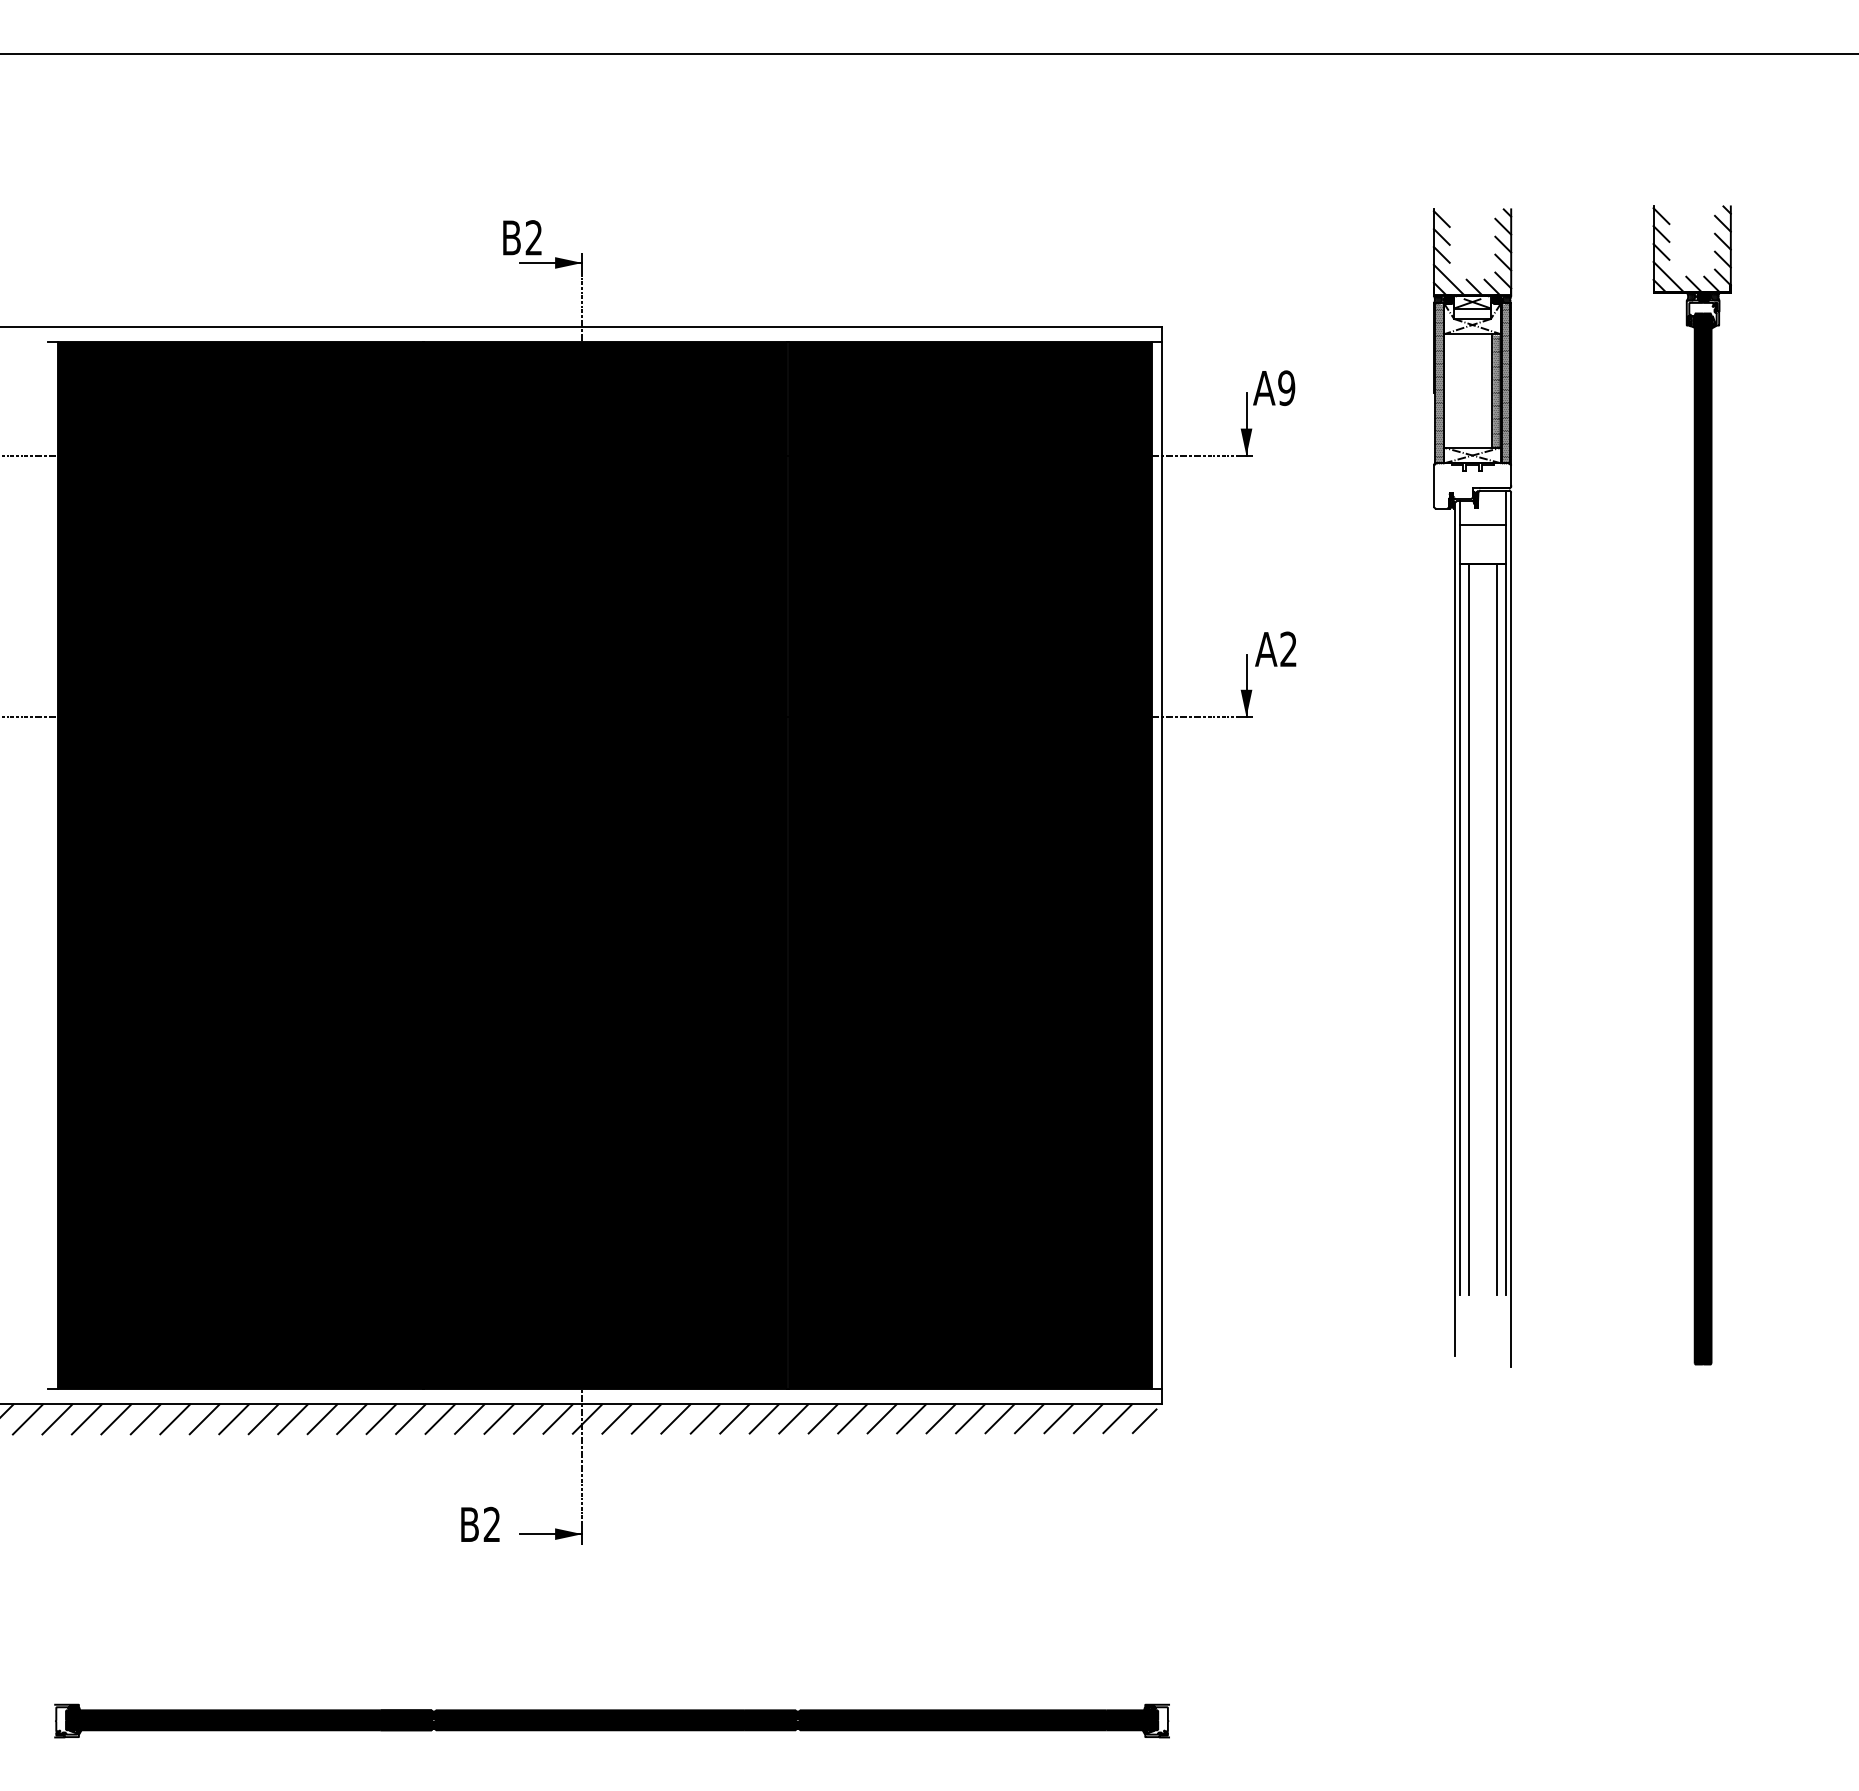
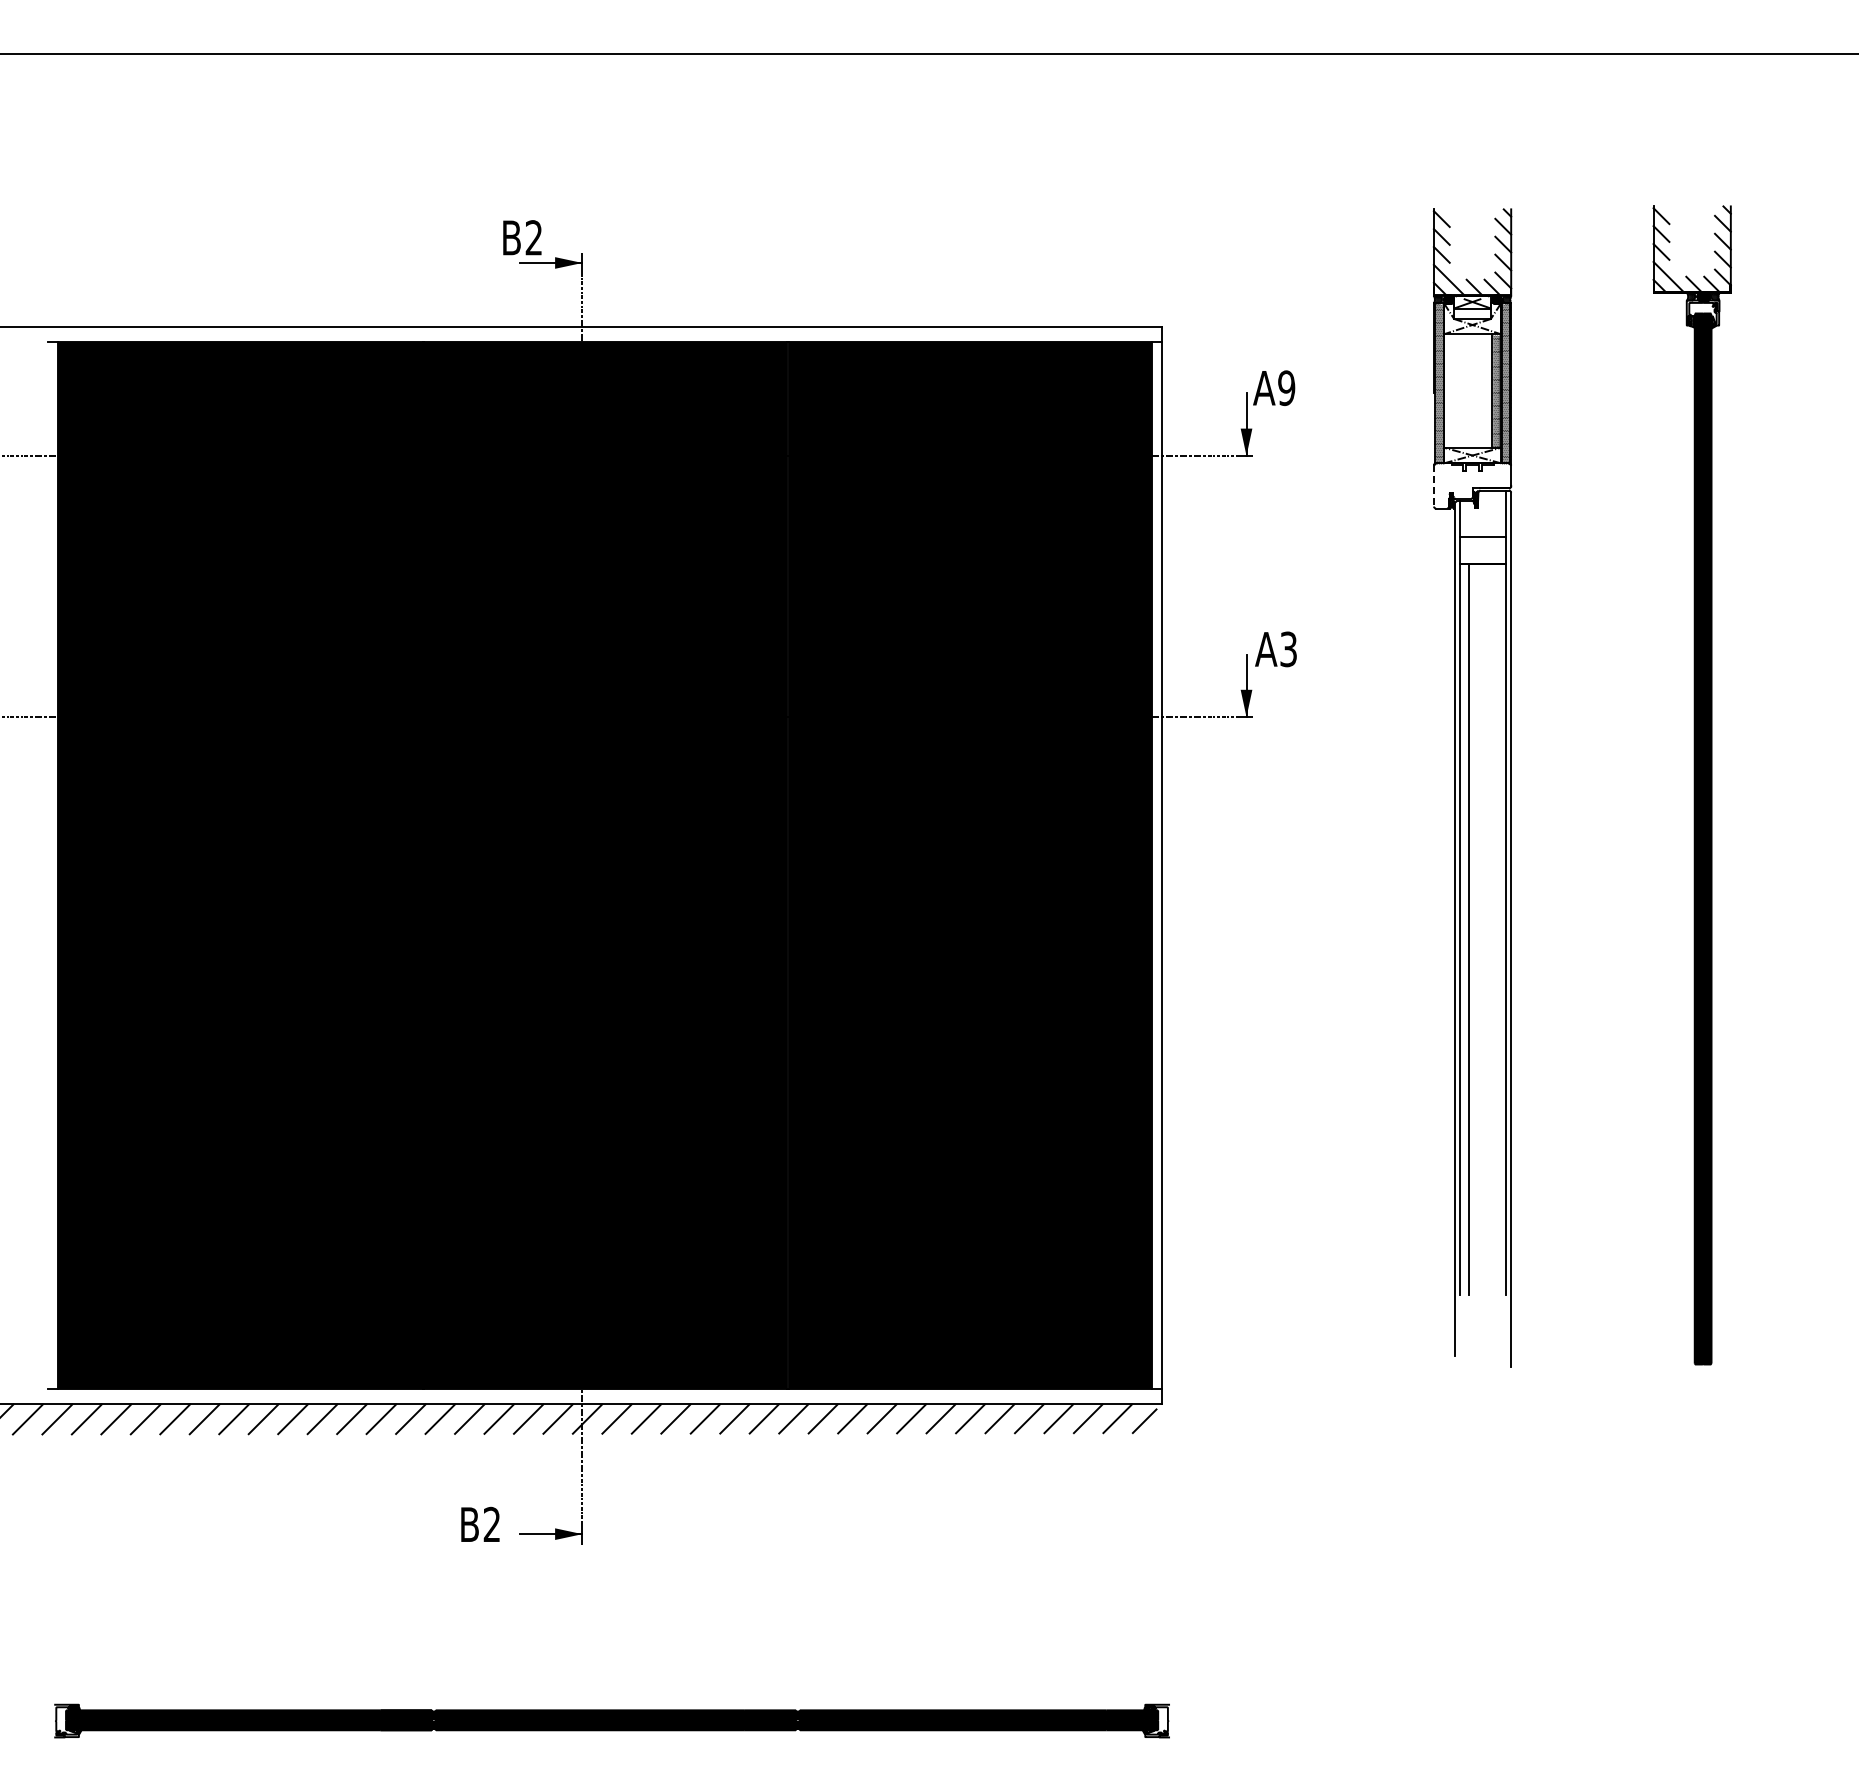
line: solid -> dashed (1434, 485)
line position: (1483, 524) -> (1483, 536) (1483, 536)
text: A2 -> A3 (1288, 649)
line: present -> none (1496, 929)
